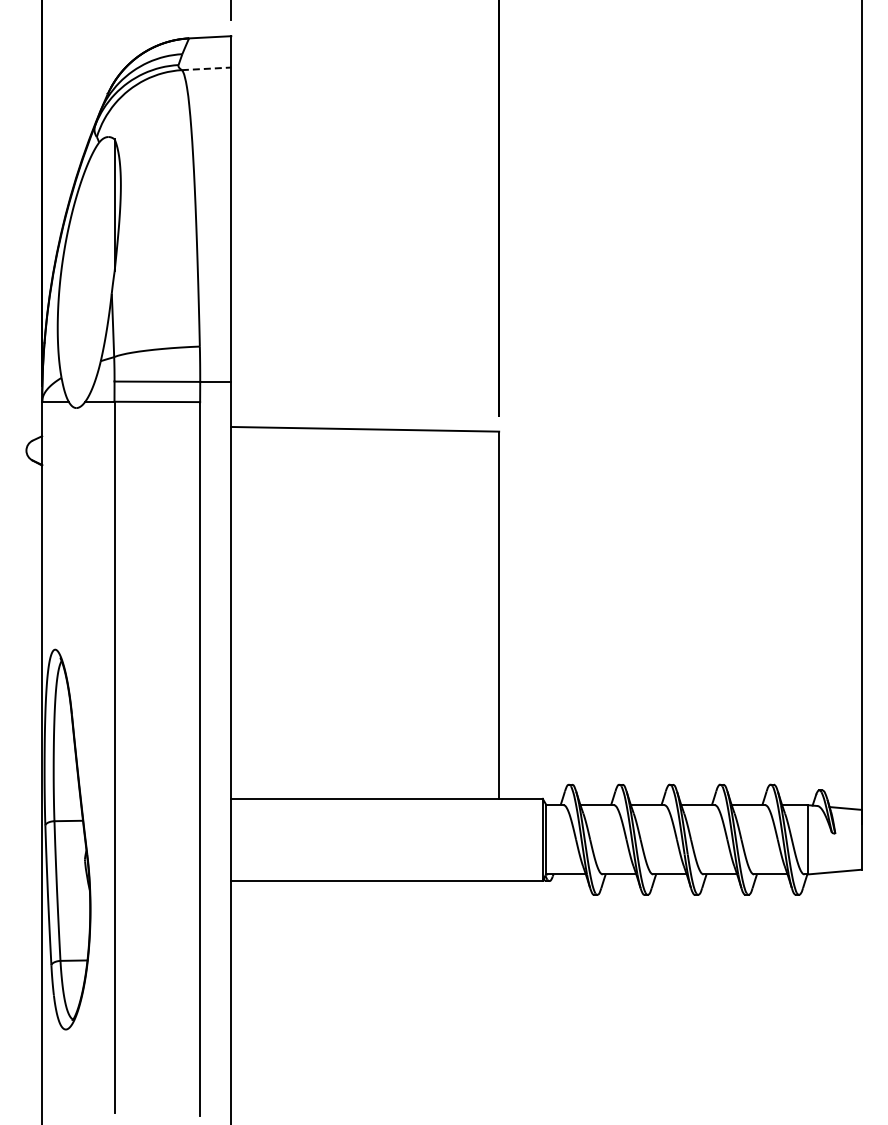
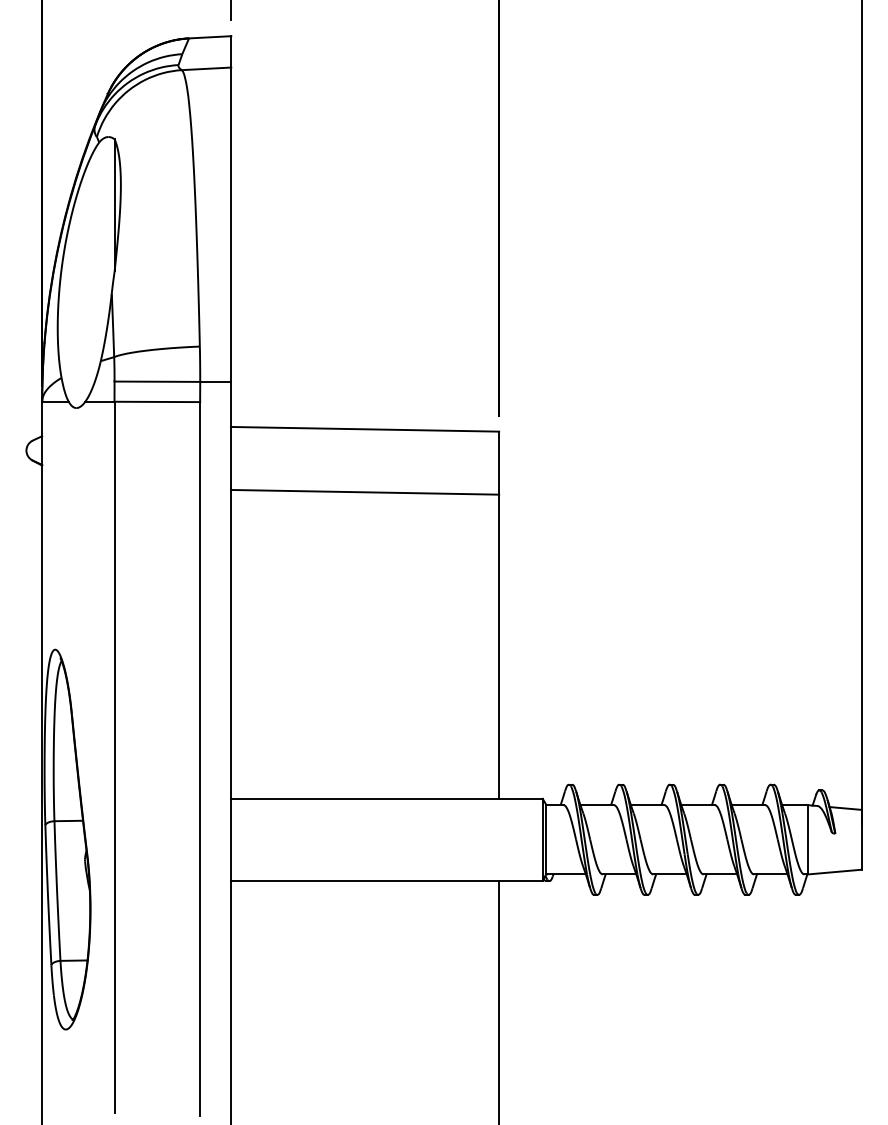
line: dashed -> solid (206, 68)
line: none -> present (365, 491)
line: none -> present (499, 1000)
